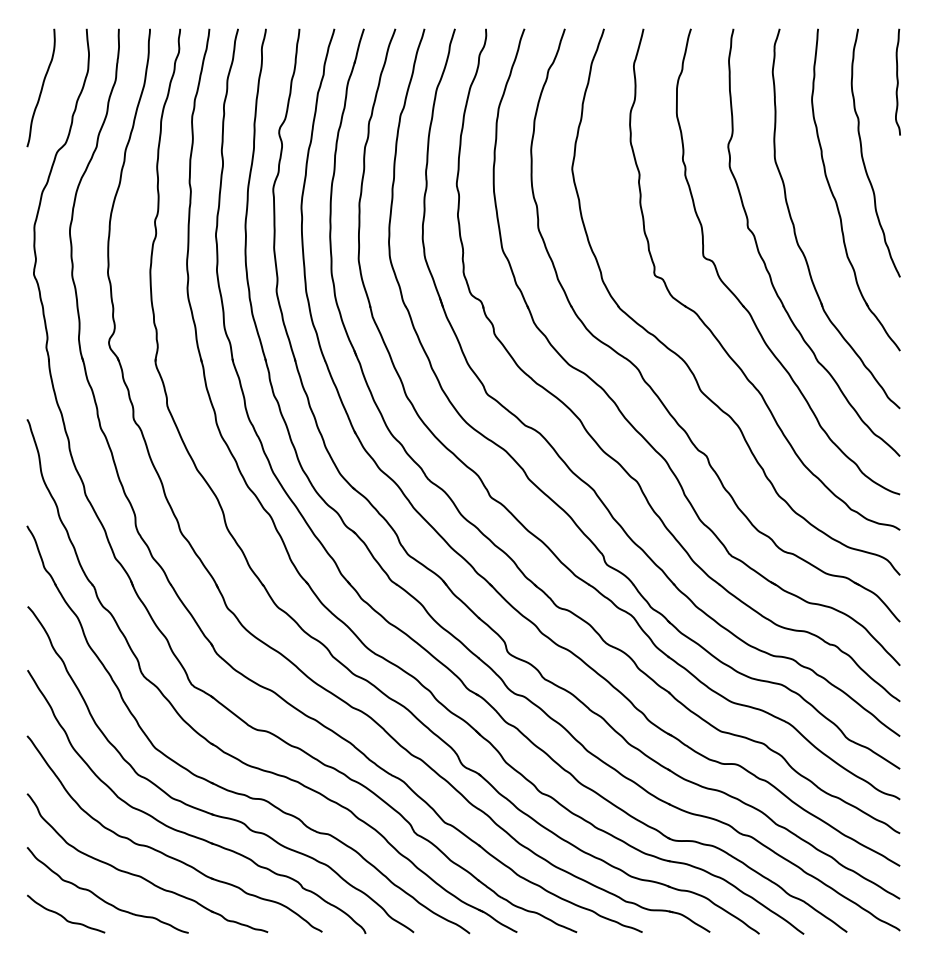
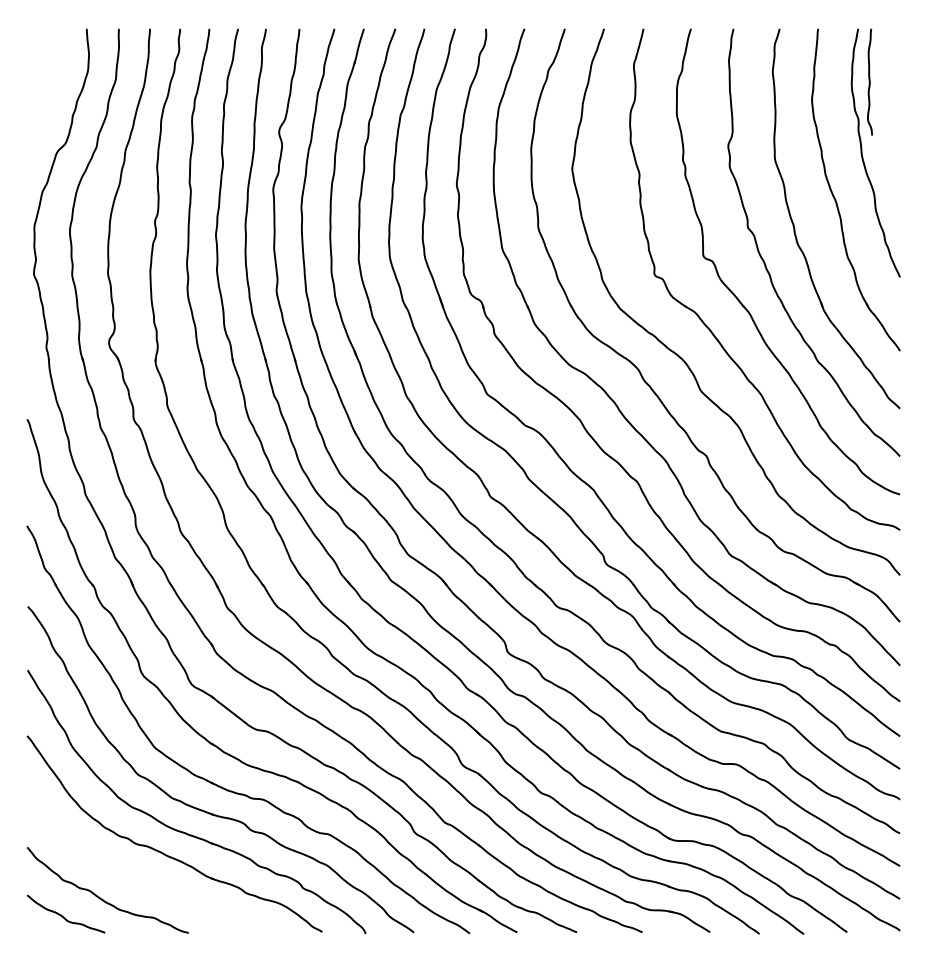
curve position: (897, 81) -> (869, 81) (869, 81)
curve: present -> none (41, 87)
part: present -> none (140, 875)
